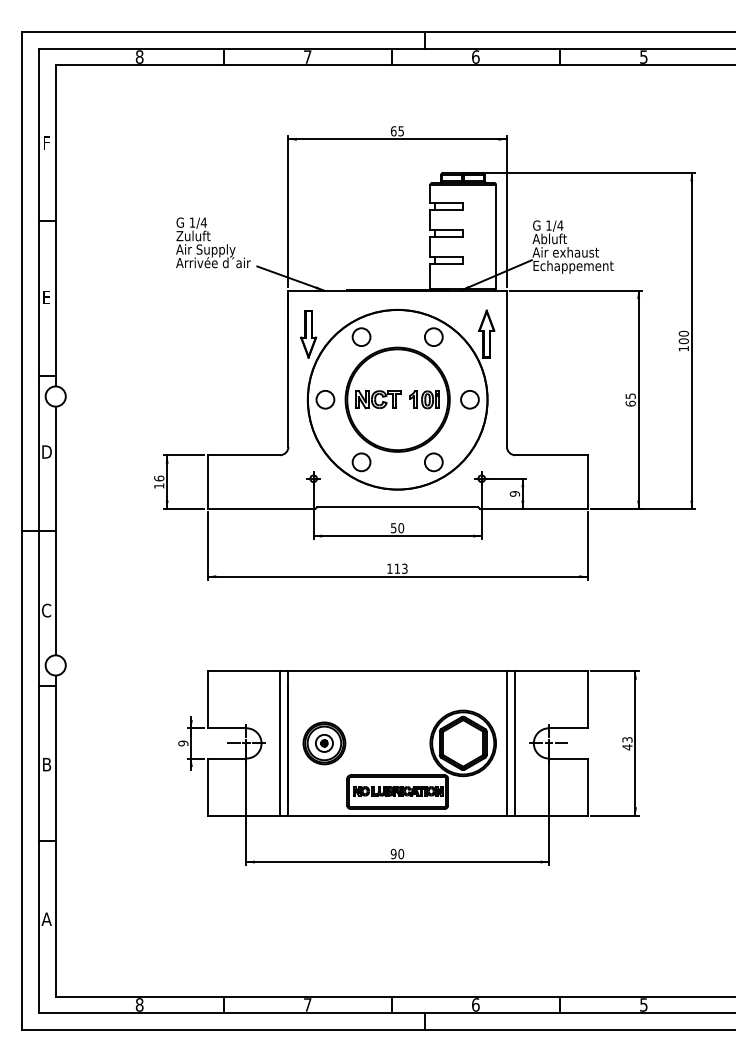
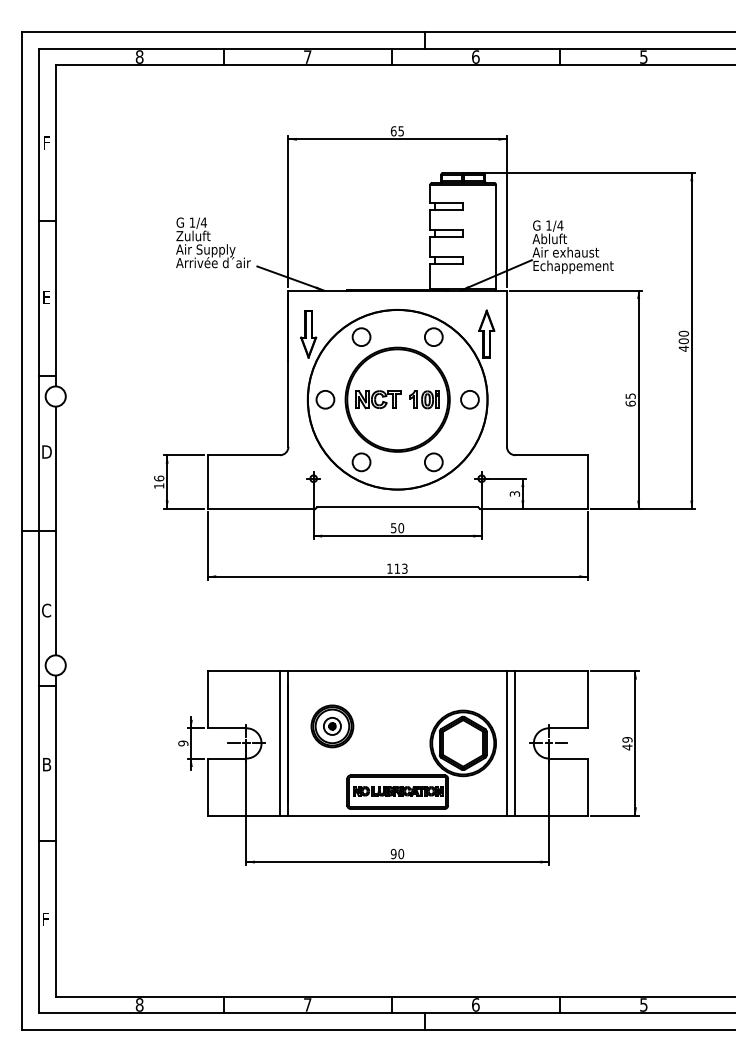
text: 100 -> 400 (683, 348)
text: 9 -> 3 (514, 493)
text: 43 -> 49 (627, 739)
part position: (324, 743) -> (332, 726) (332, 726)
text: A -> F (46, 918)
